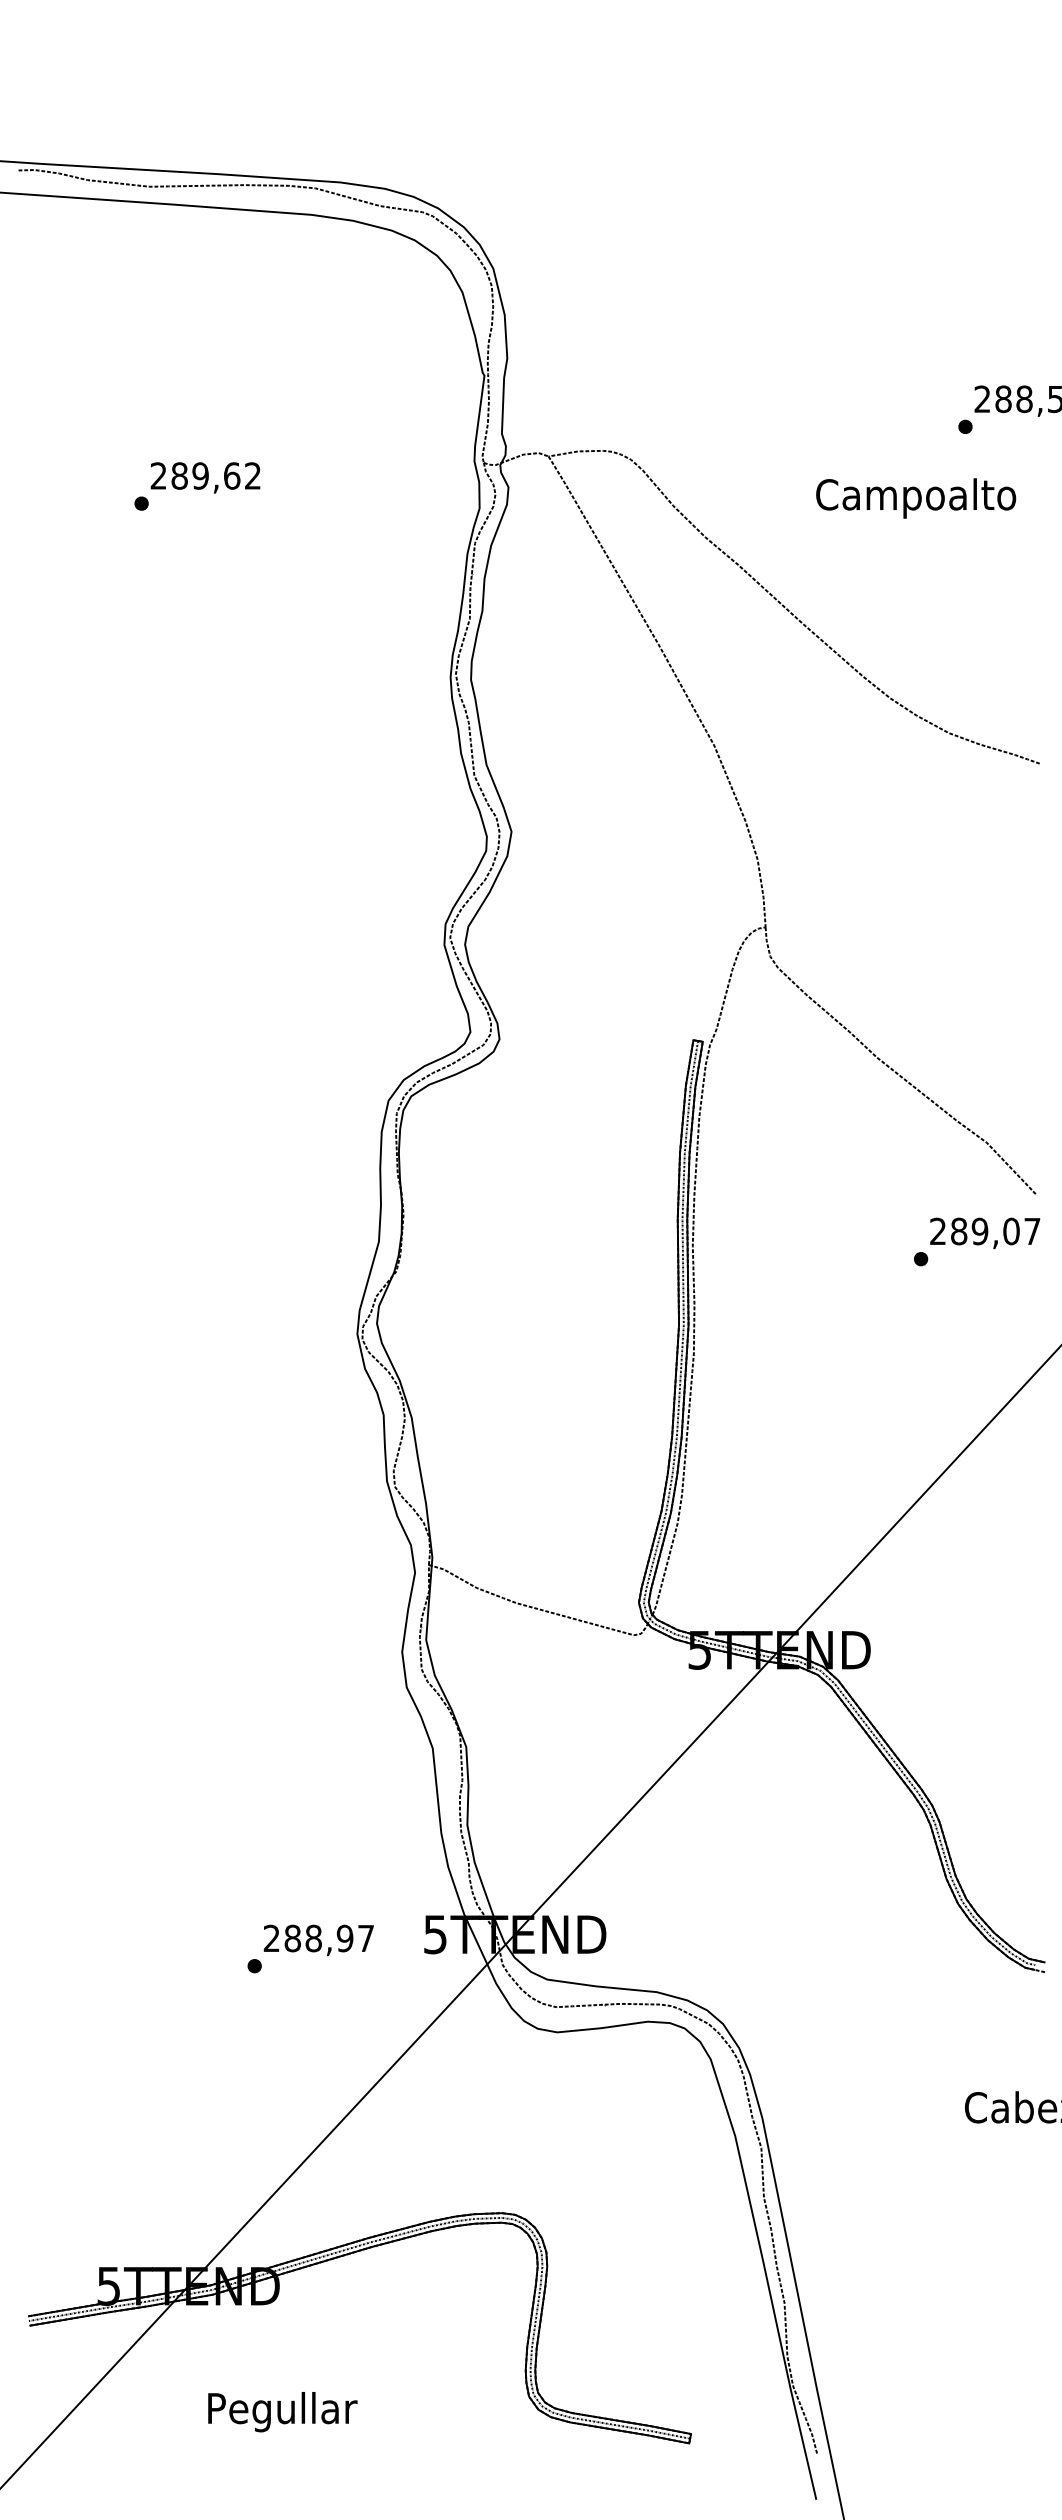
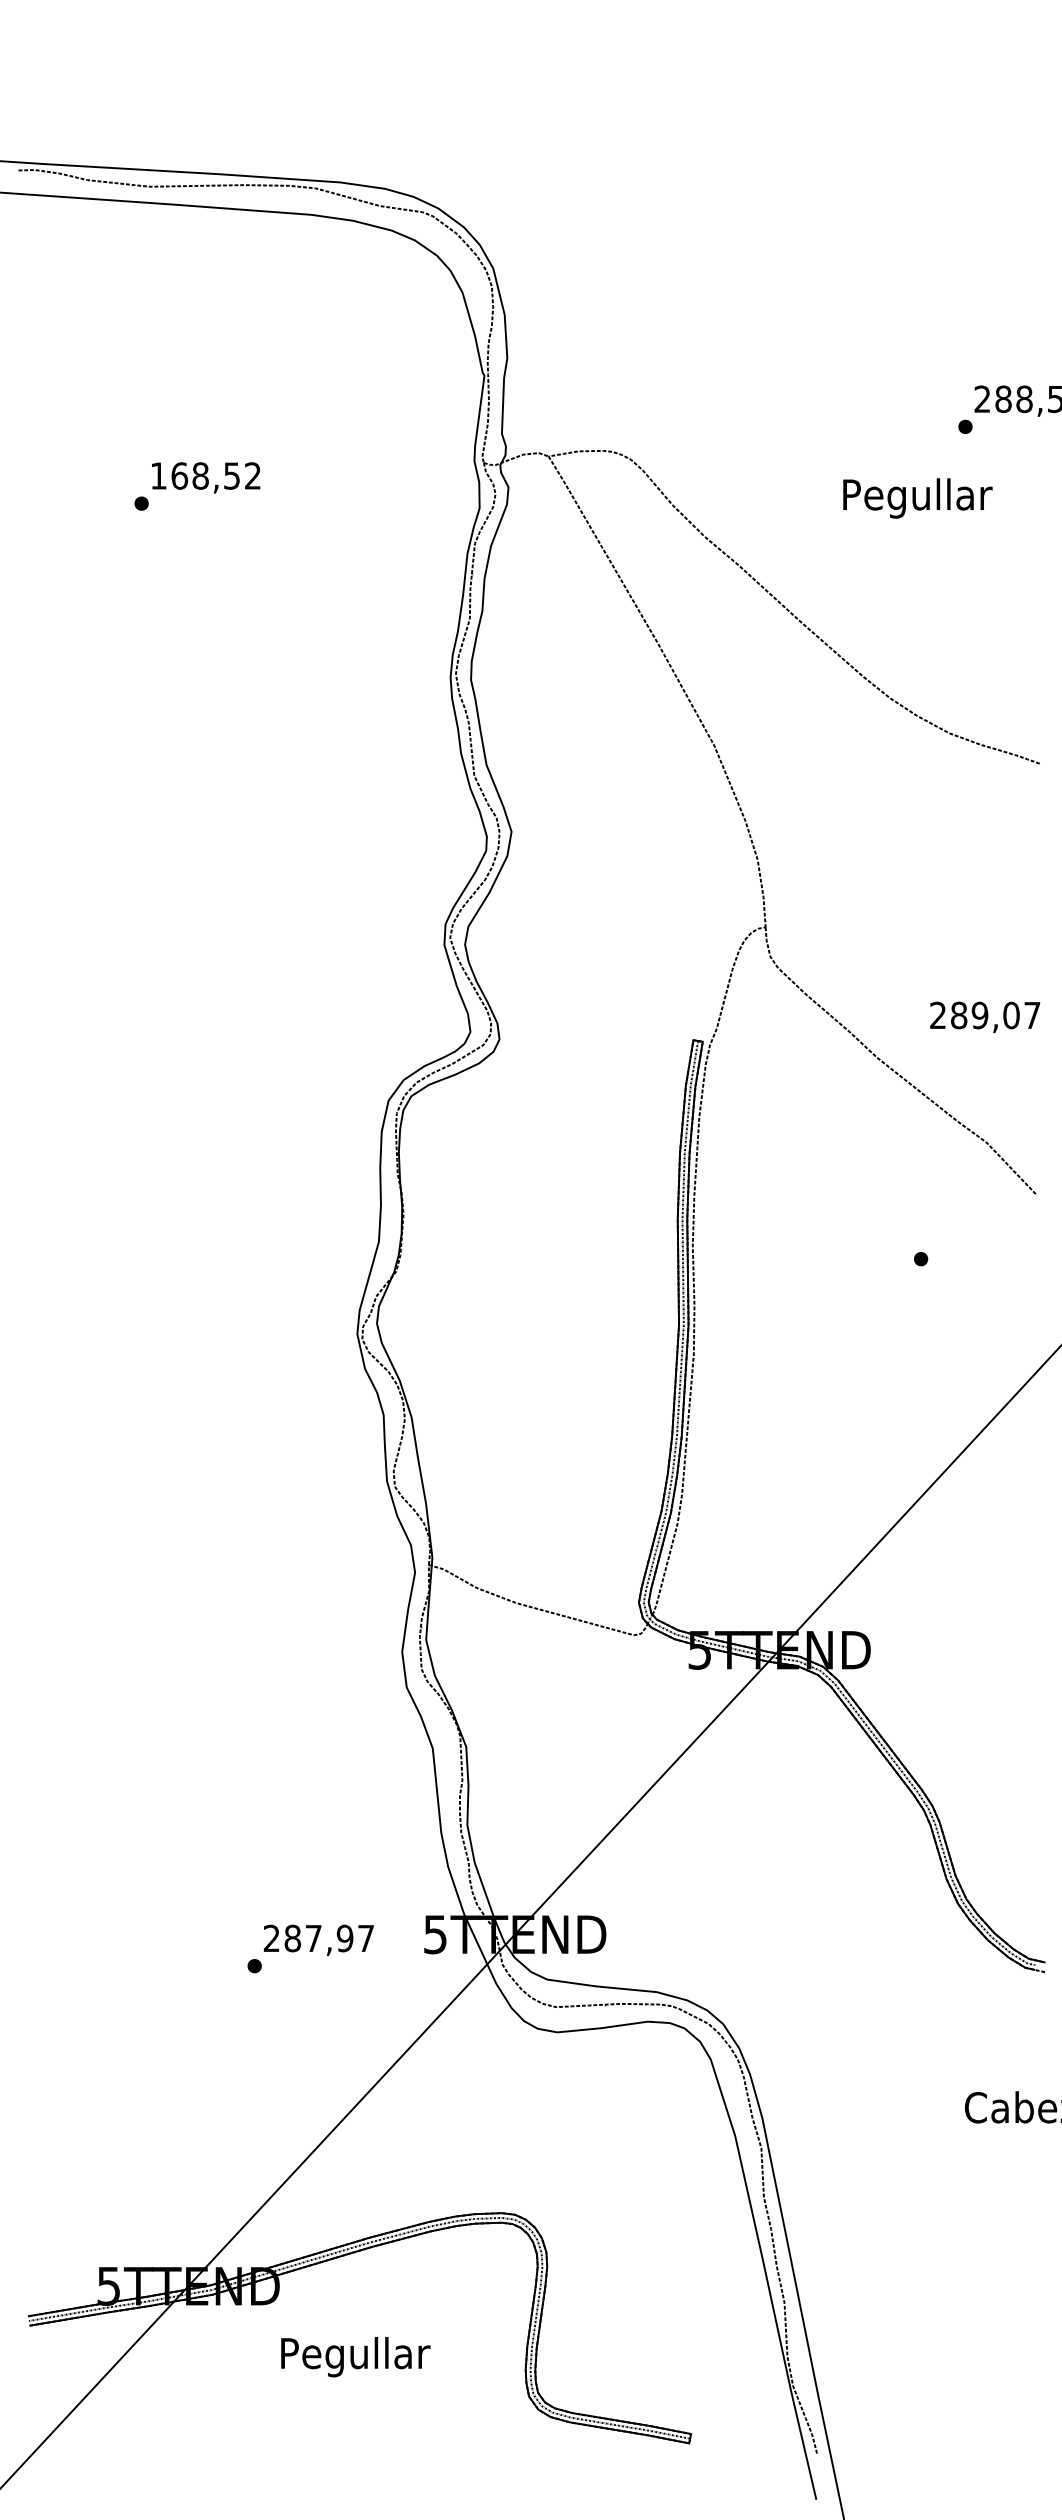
text: 289,62 -> 168,52 (195, 475)
text: Campoalto -> Pegullar (916, 498)
text position: (985, 1233) -> (985, 1017) (985, 1017)
text: 288,97 -> 287,97 (313, 1938)
text position: (282, 2412) -> (355, 2357) (355, 2357)
